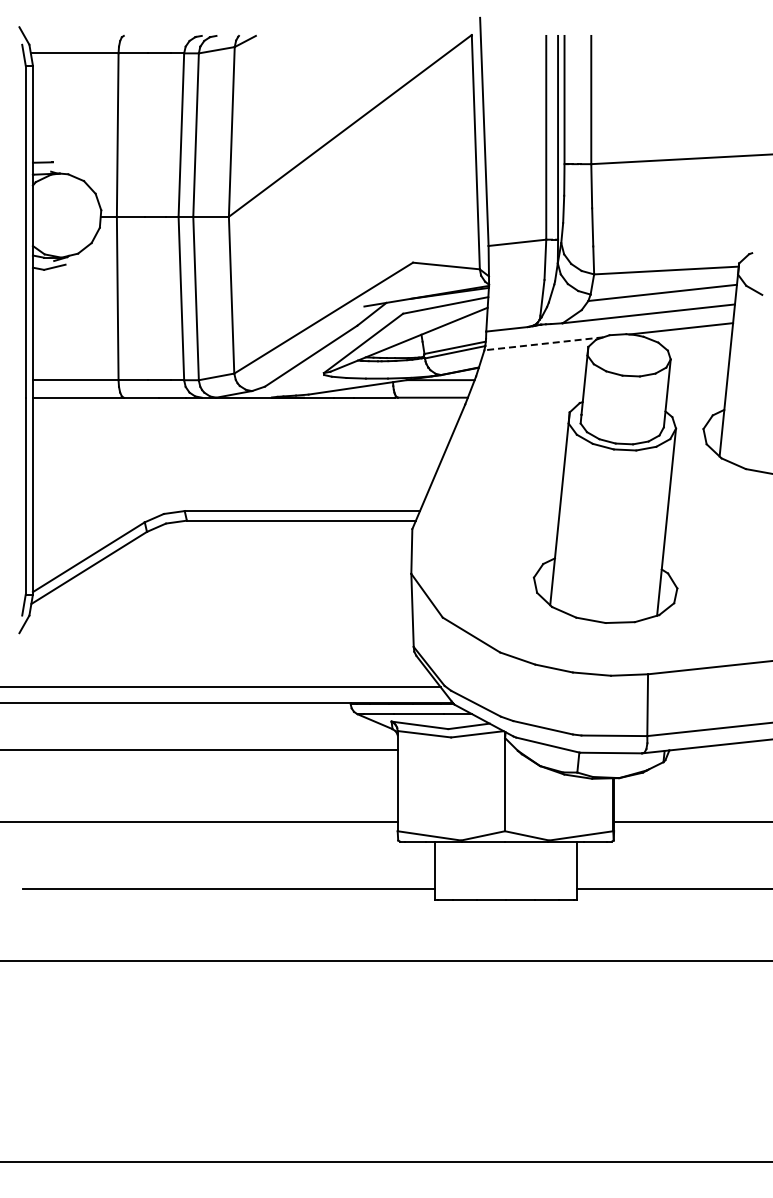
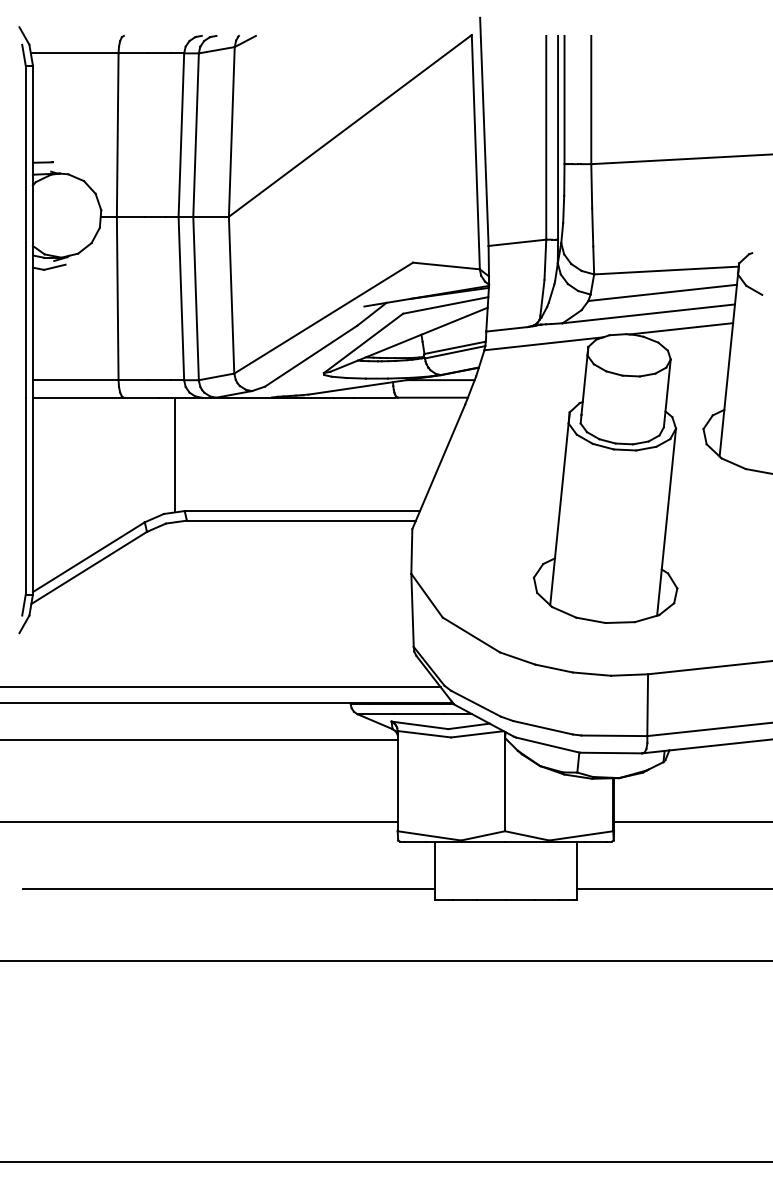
line: dashed -> solid (543, 343)
line: none -> present (175, 454)
line position: (199, 750) -> (199, 740) (199, 740)
